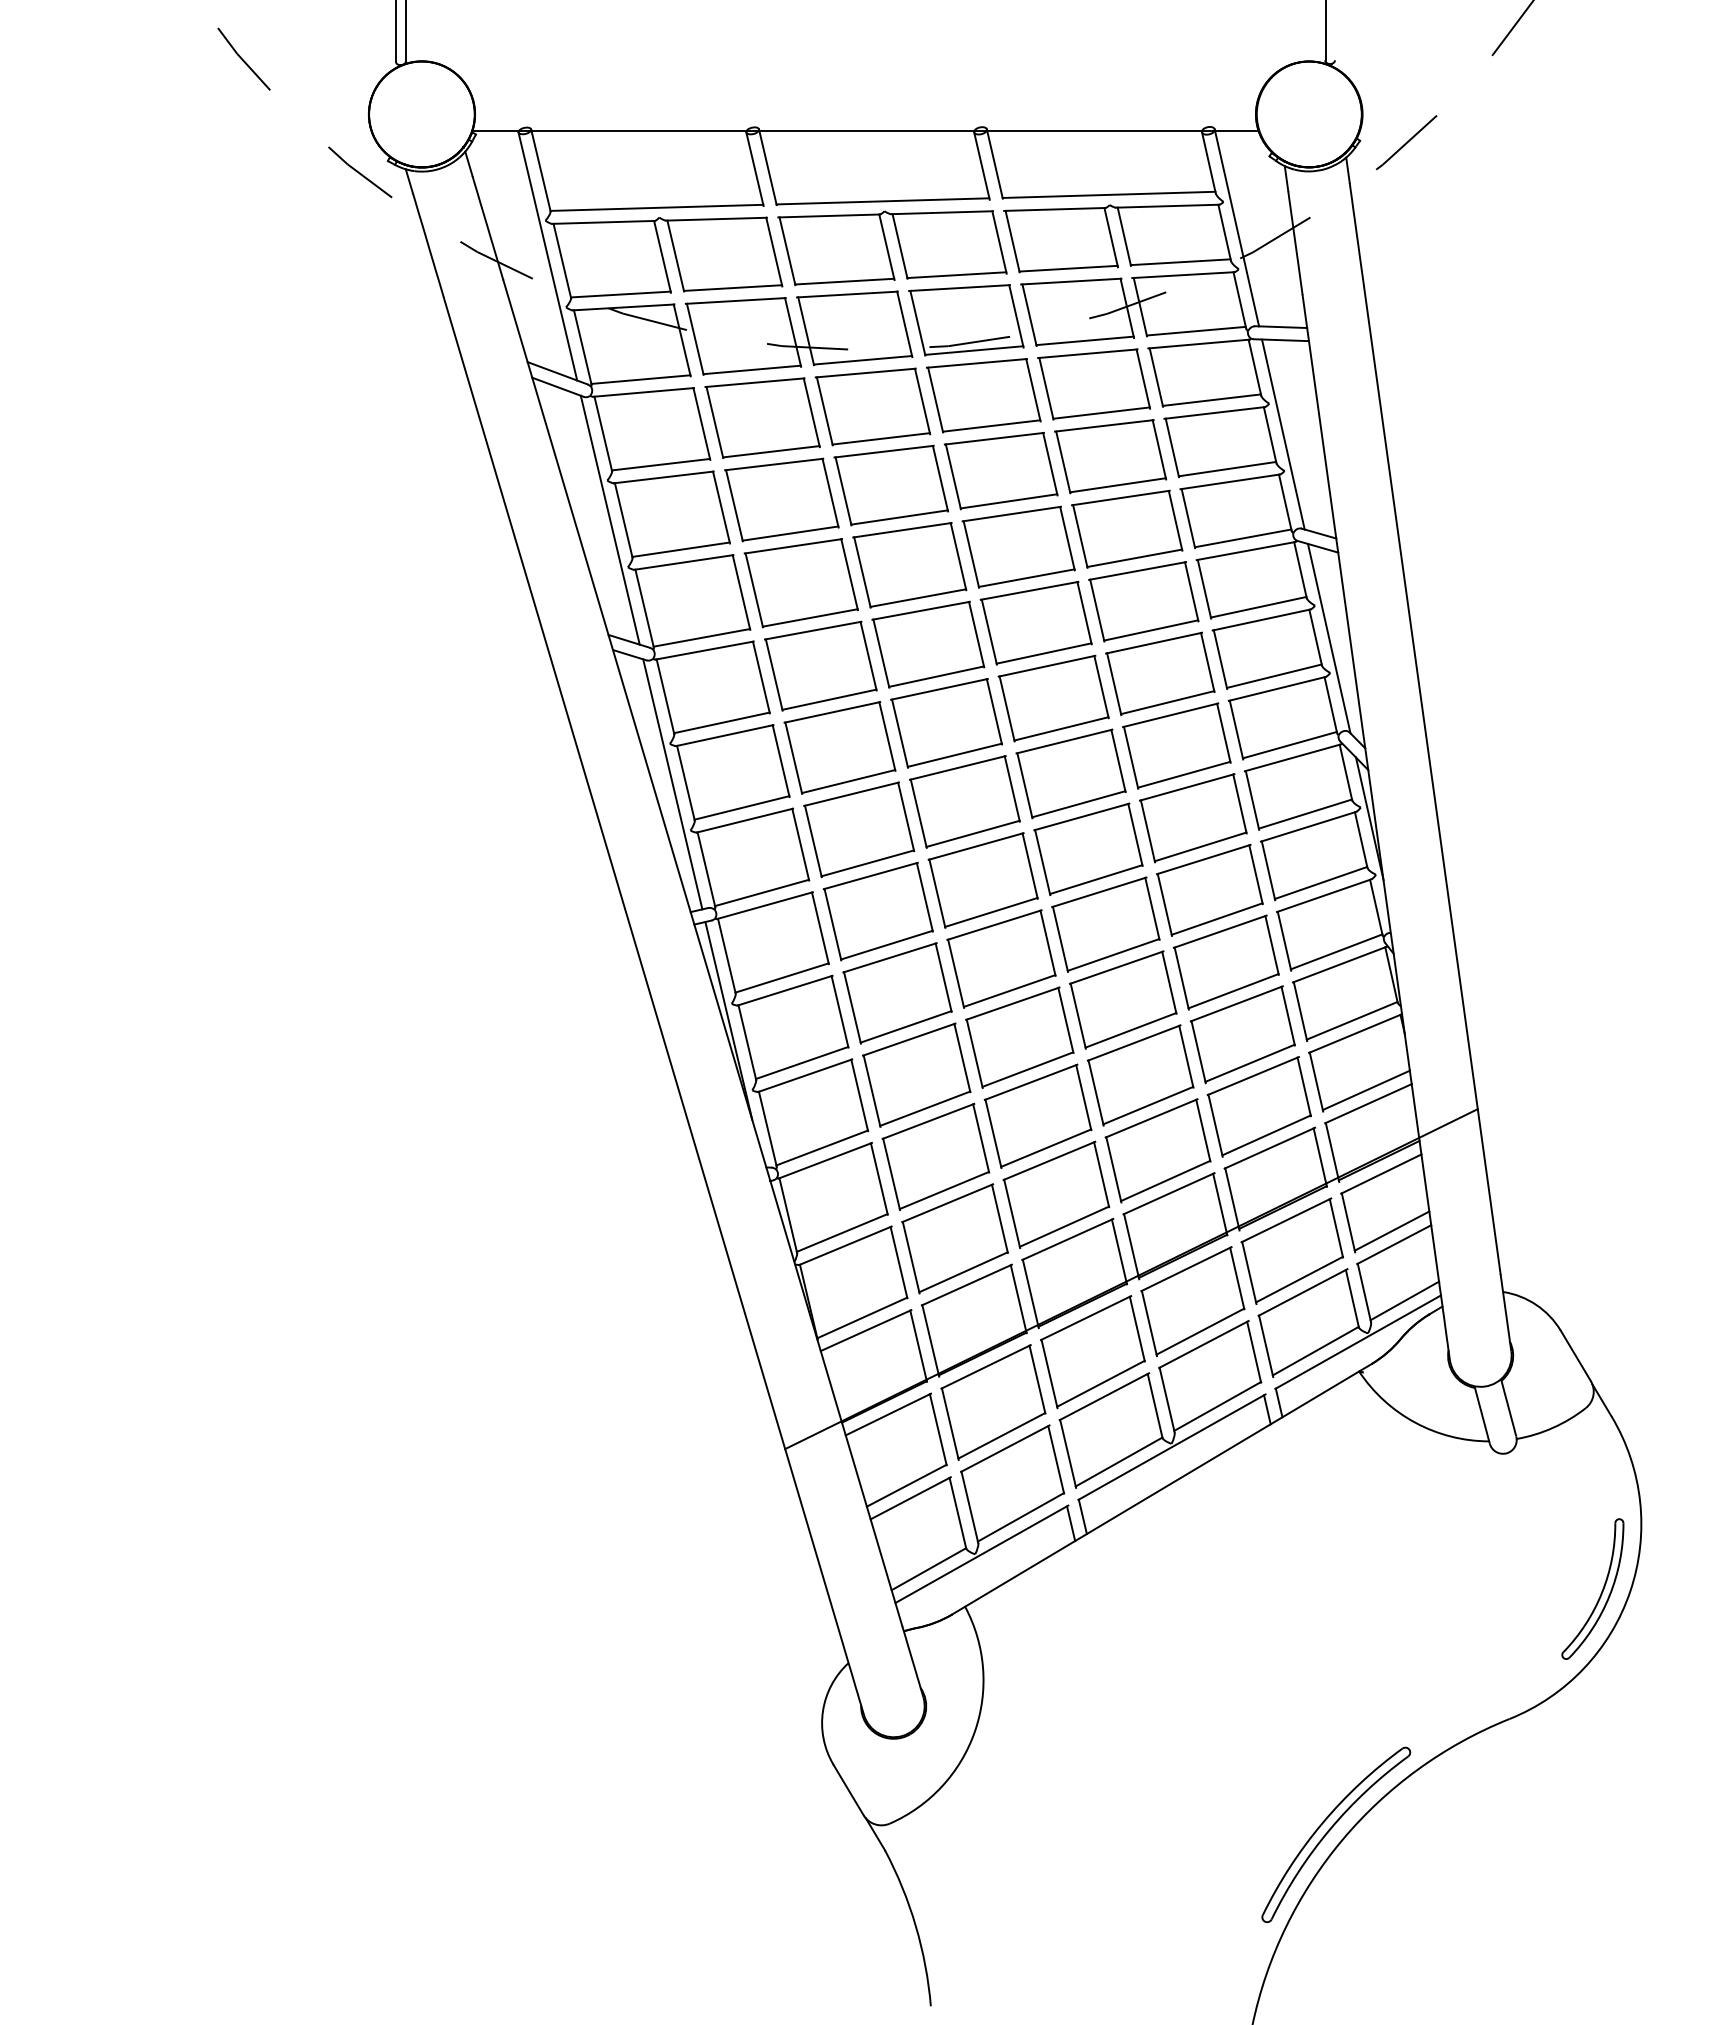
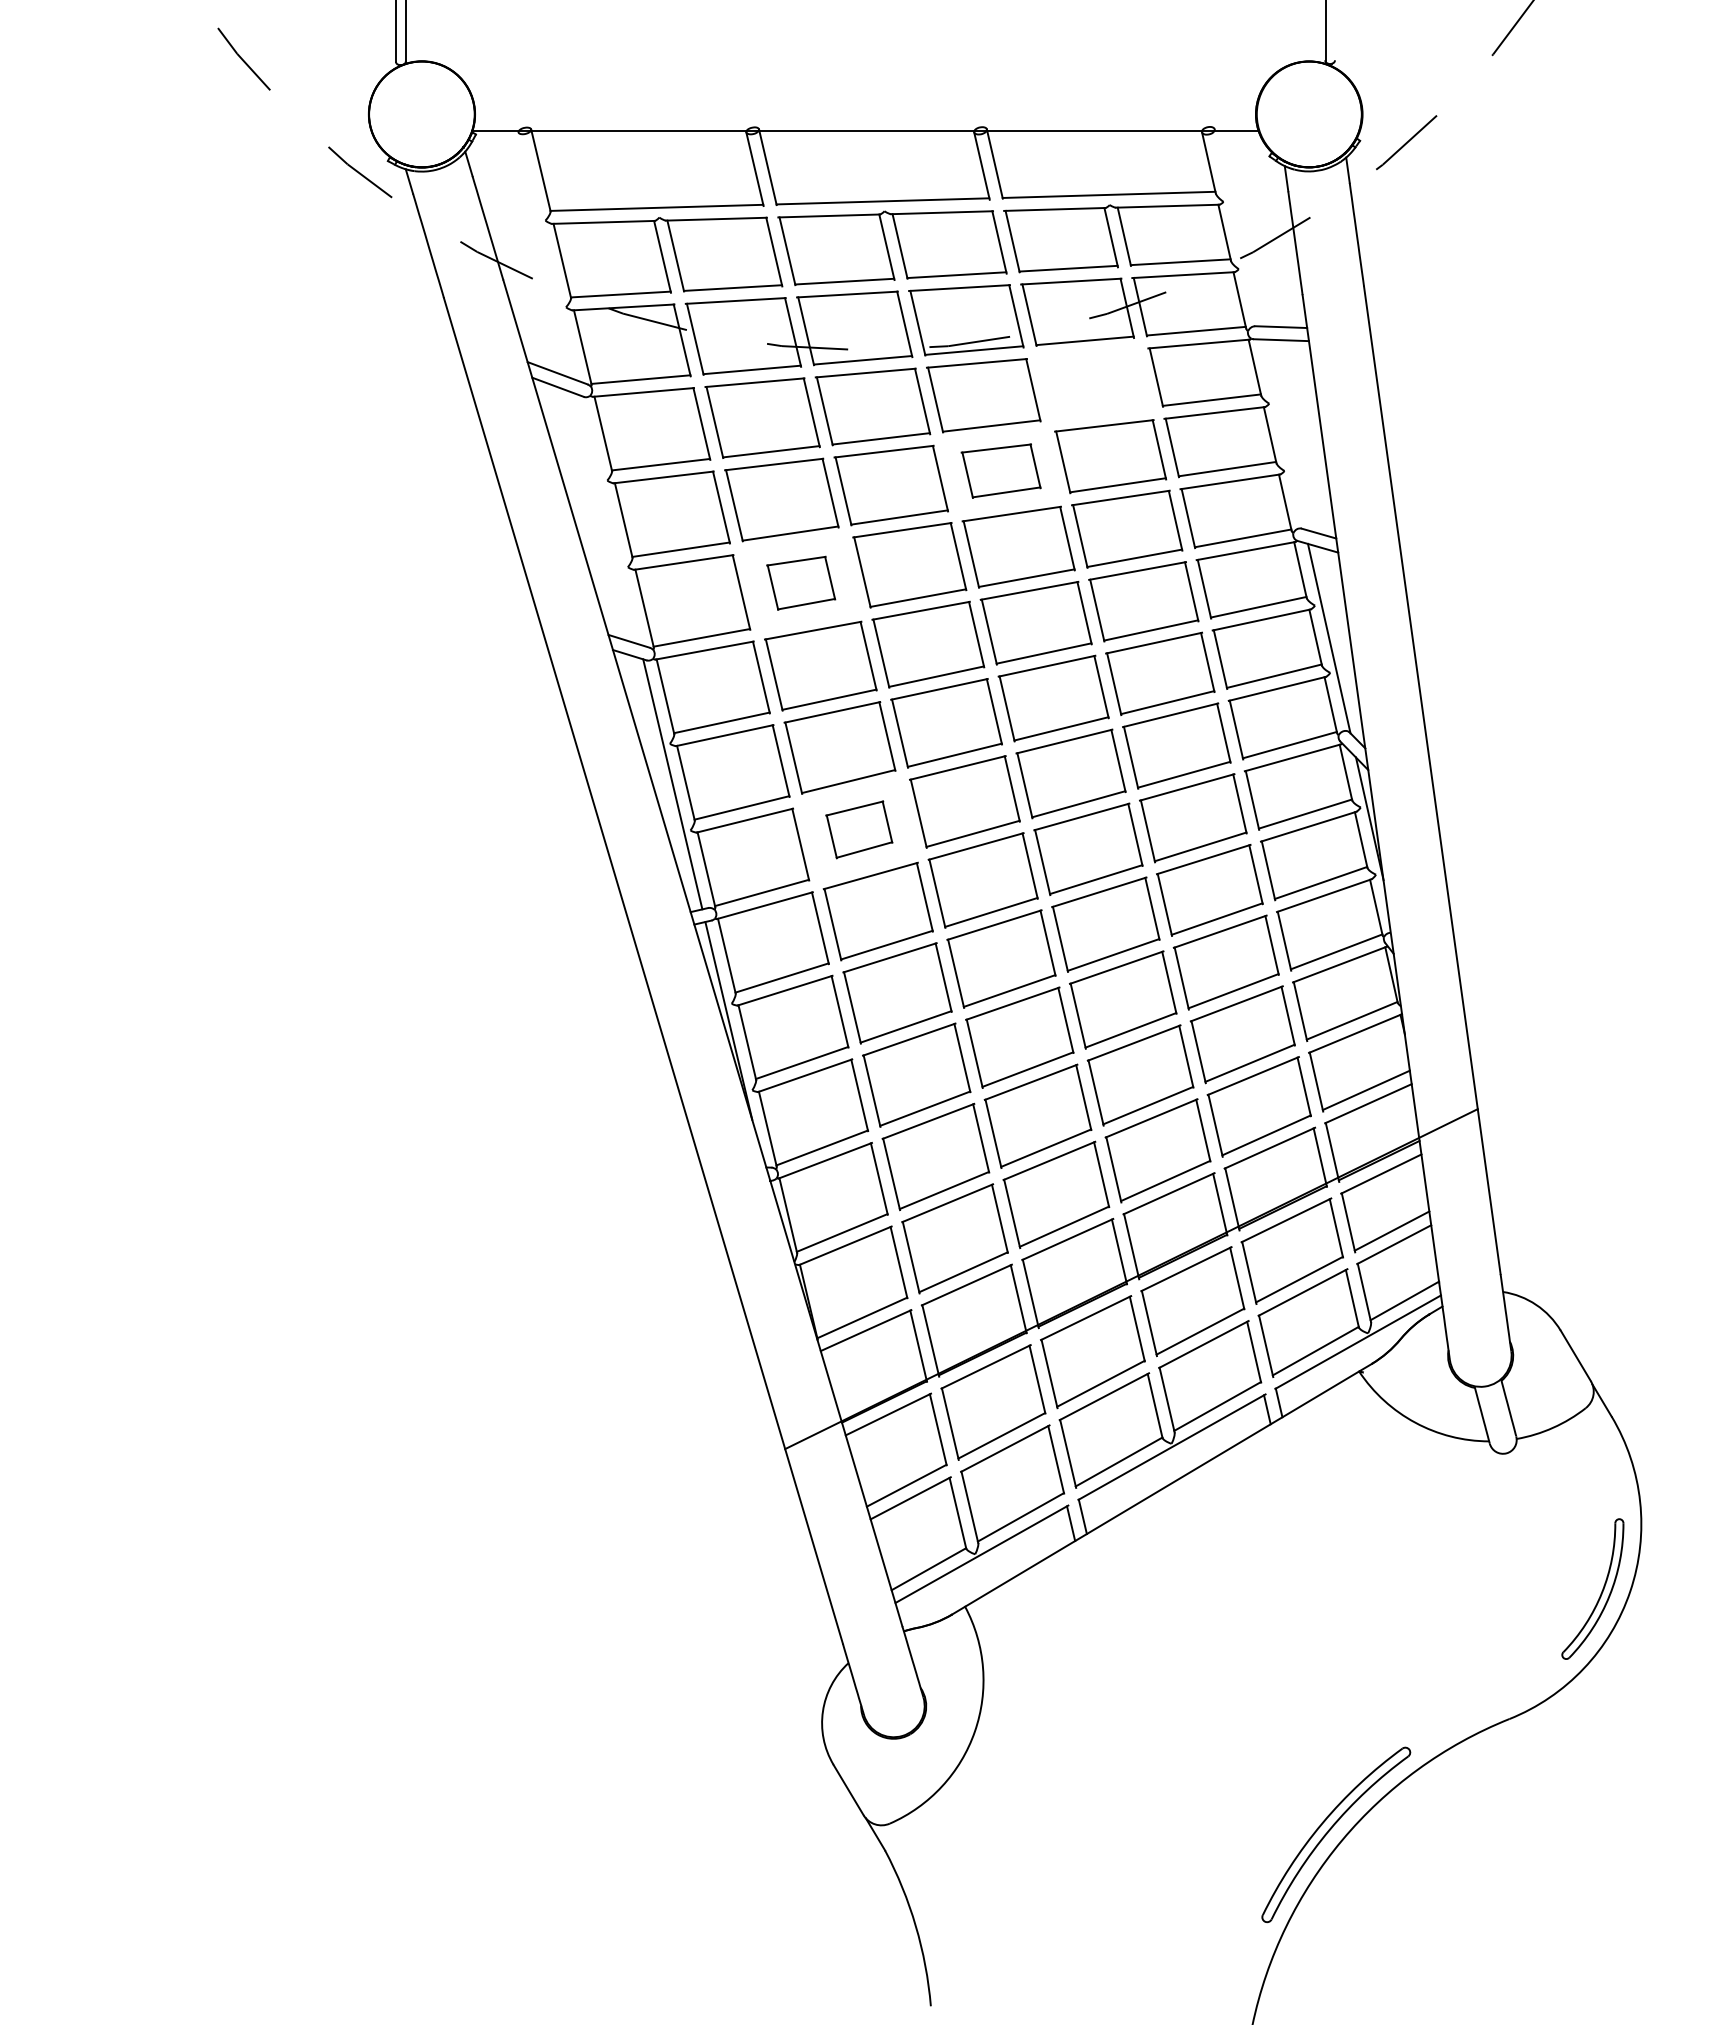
line: present -> none (1236, 227)
line: present -> none (547, 256)
part: present -> none (1093, 384)
line: present -> none (1283, 434)
part size: 116x79 px -> 82x56 px (1000, 470)
line: present -> none (609, 519)
part size: 116x91 px -> 71x56 px (801, 582)
part size: 113x98 px -> 69x60 px (859, 829)
